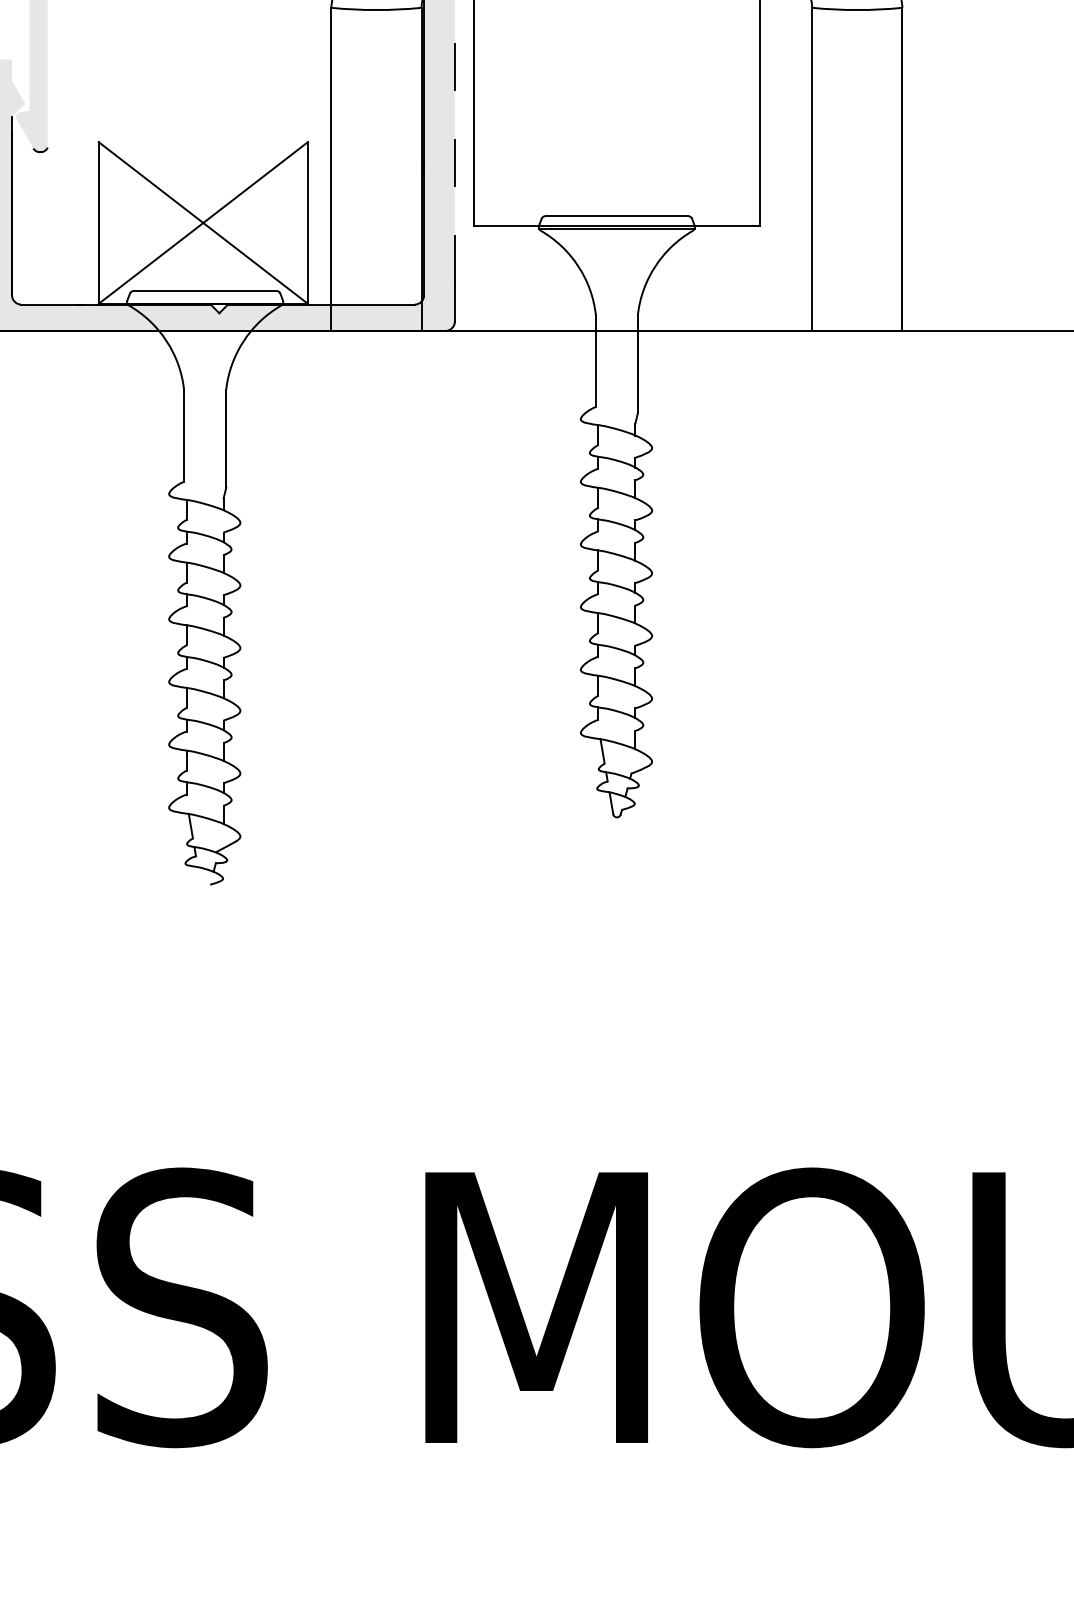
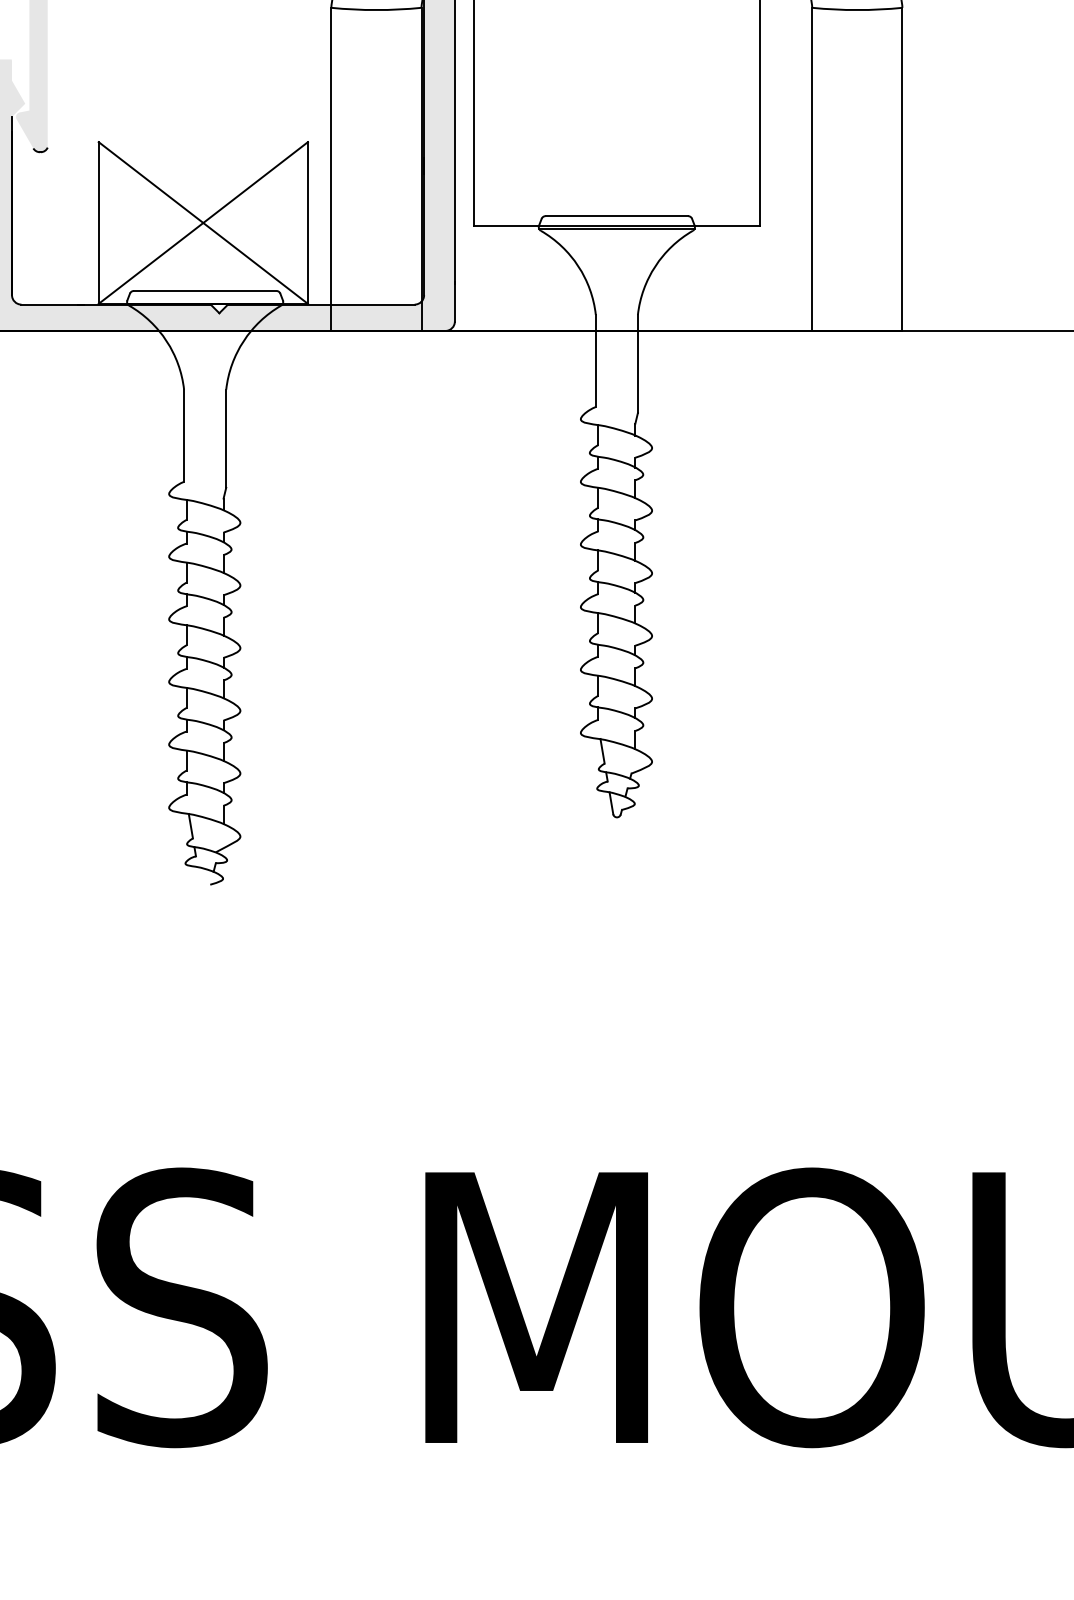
line: dashed -> solid (454, 141)
